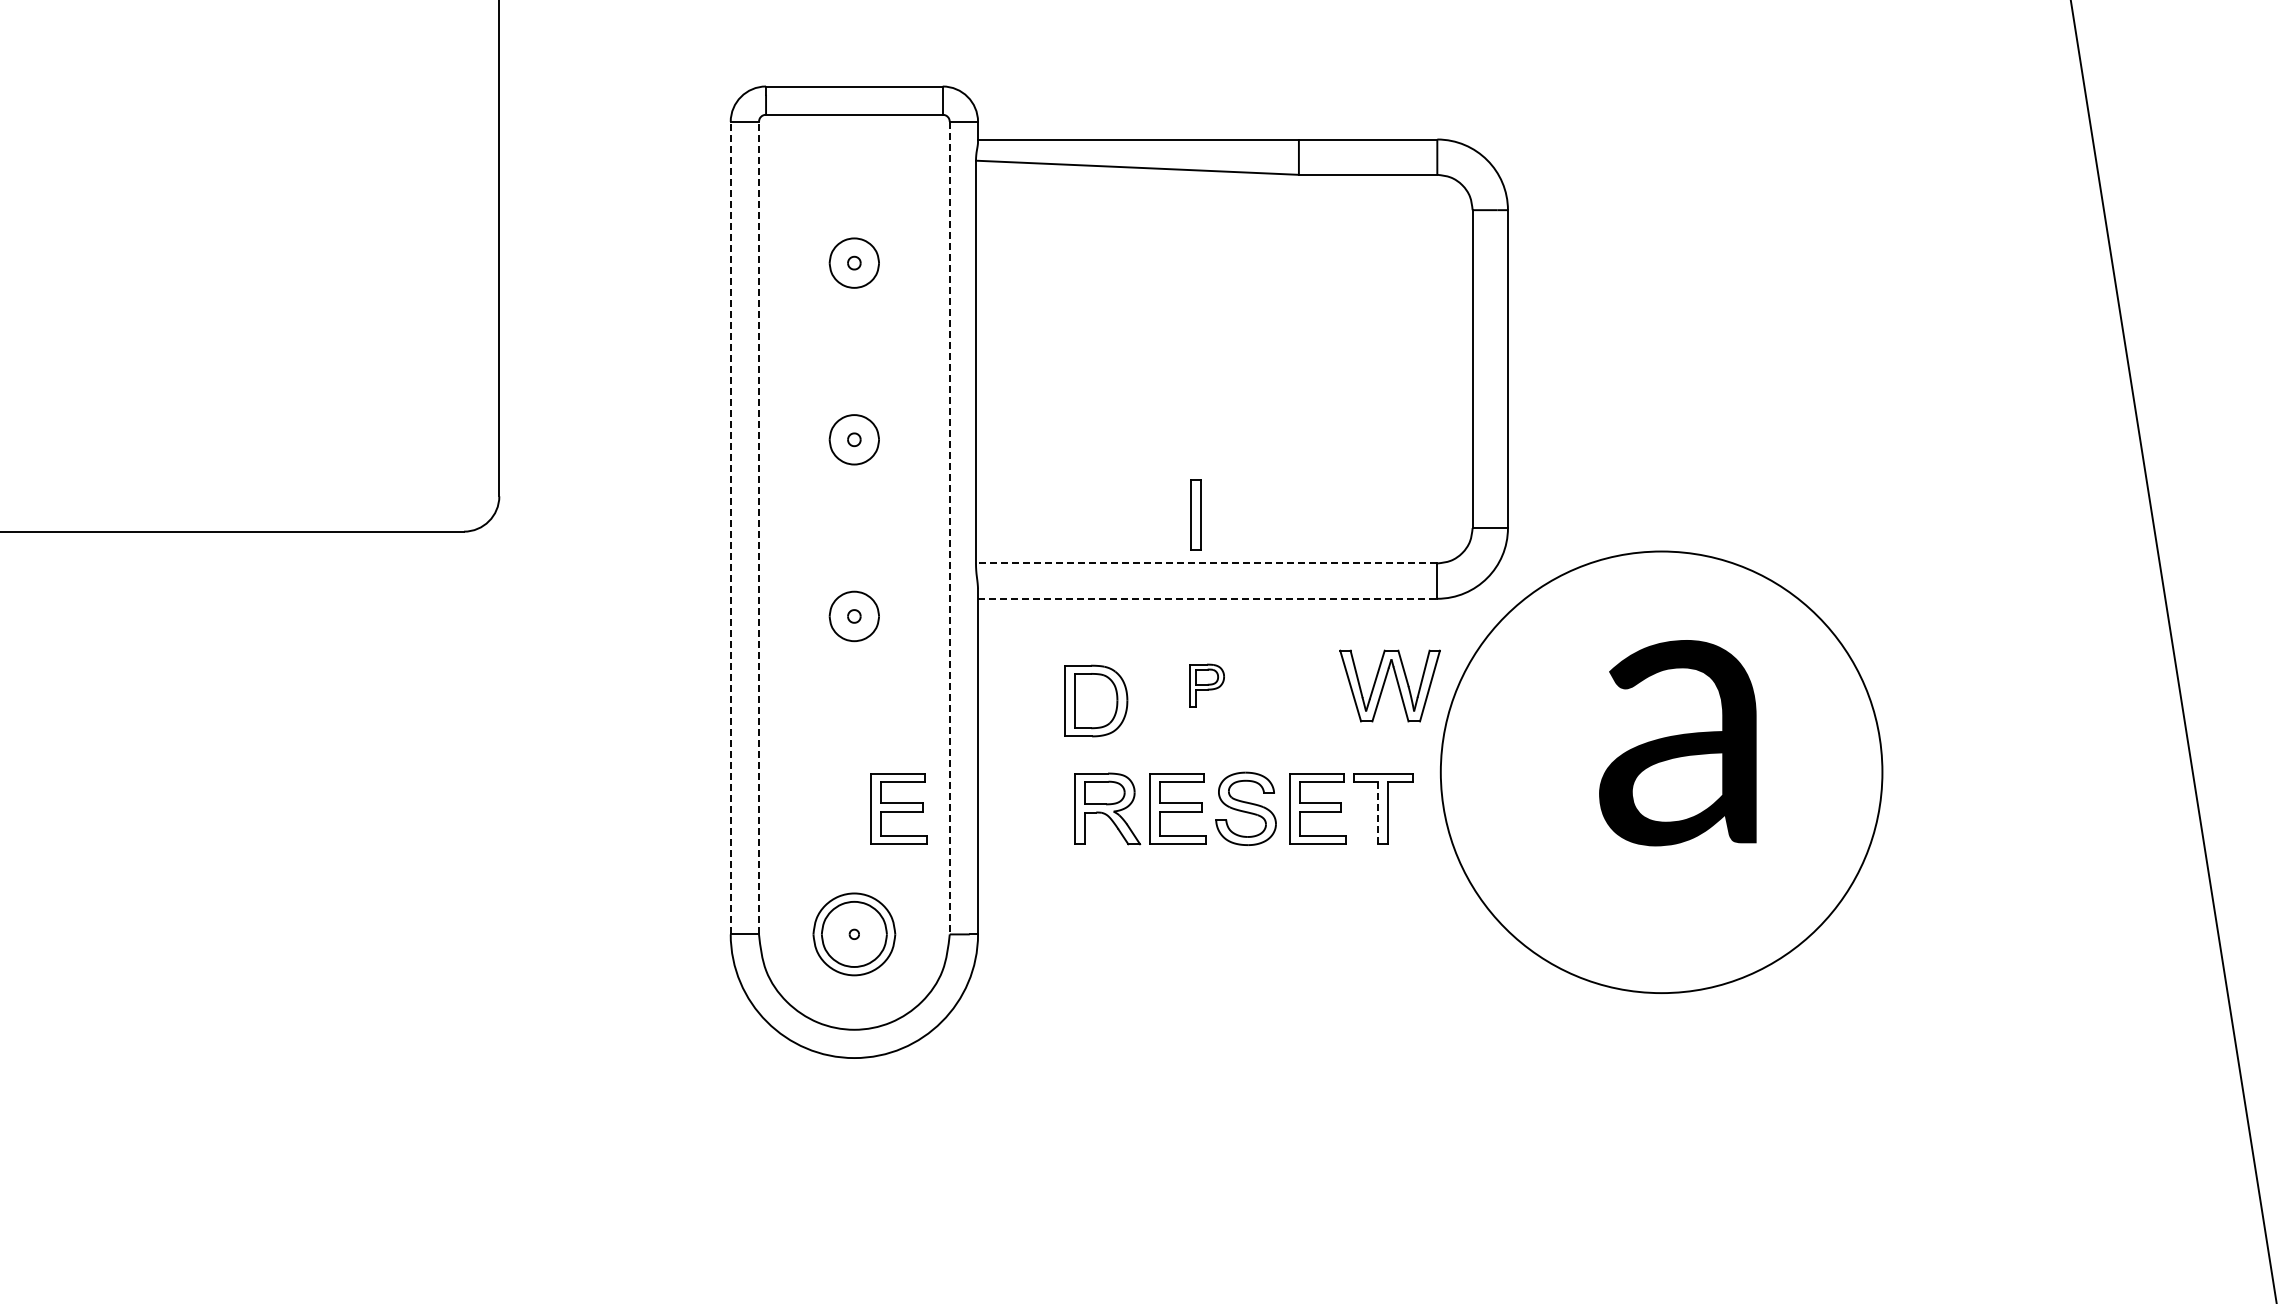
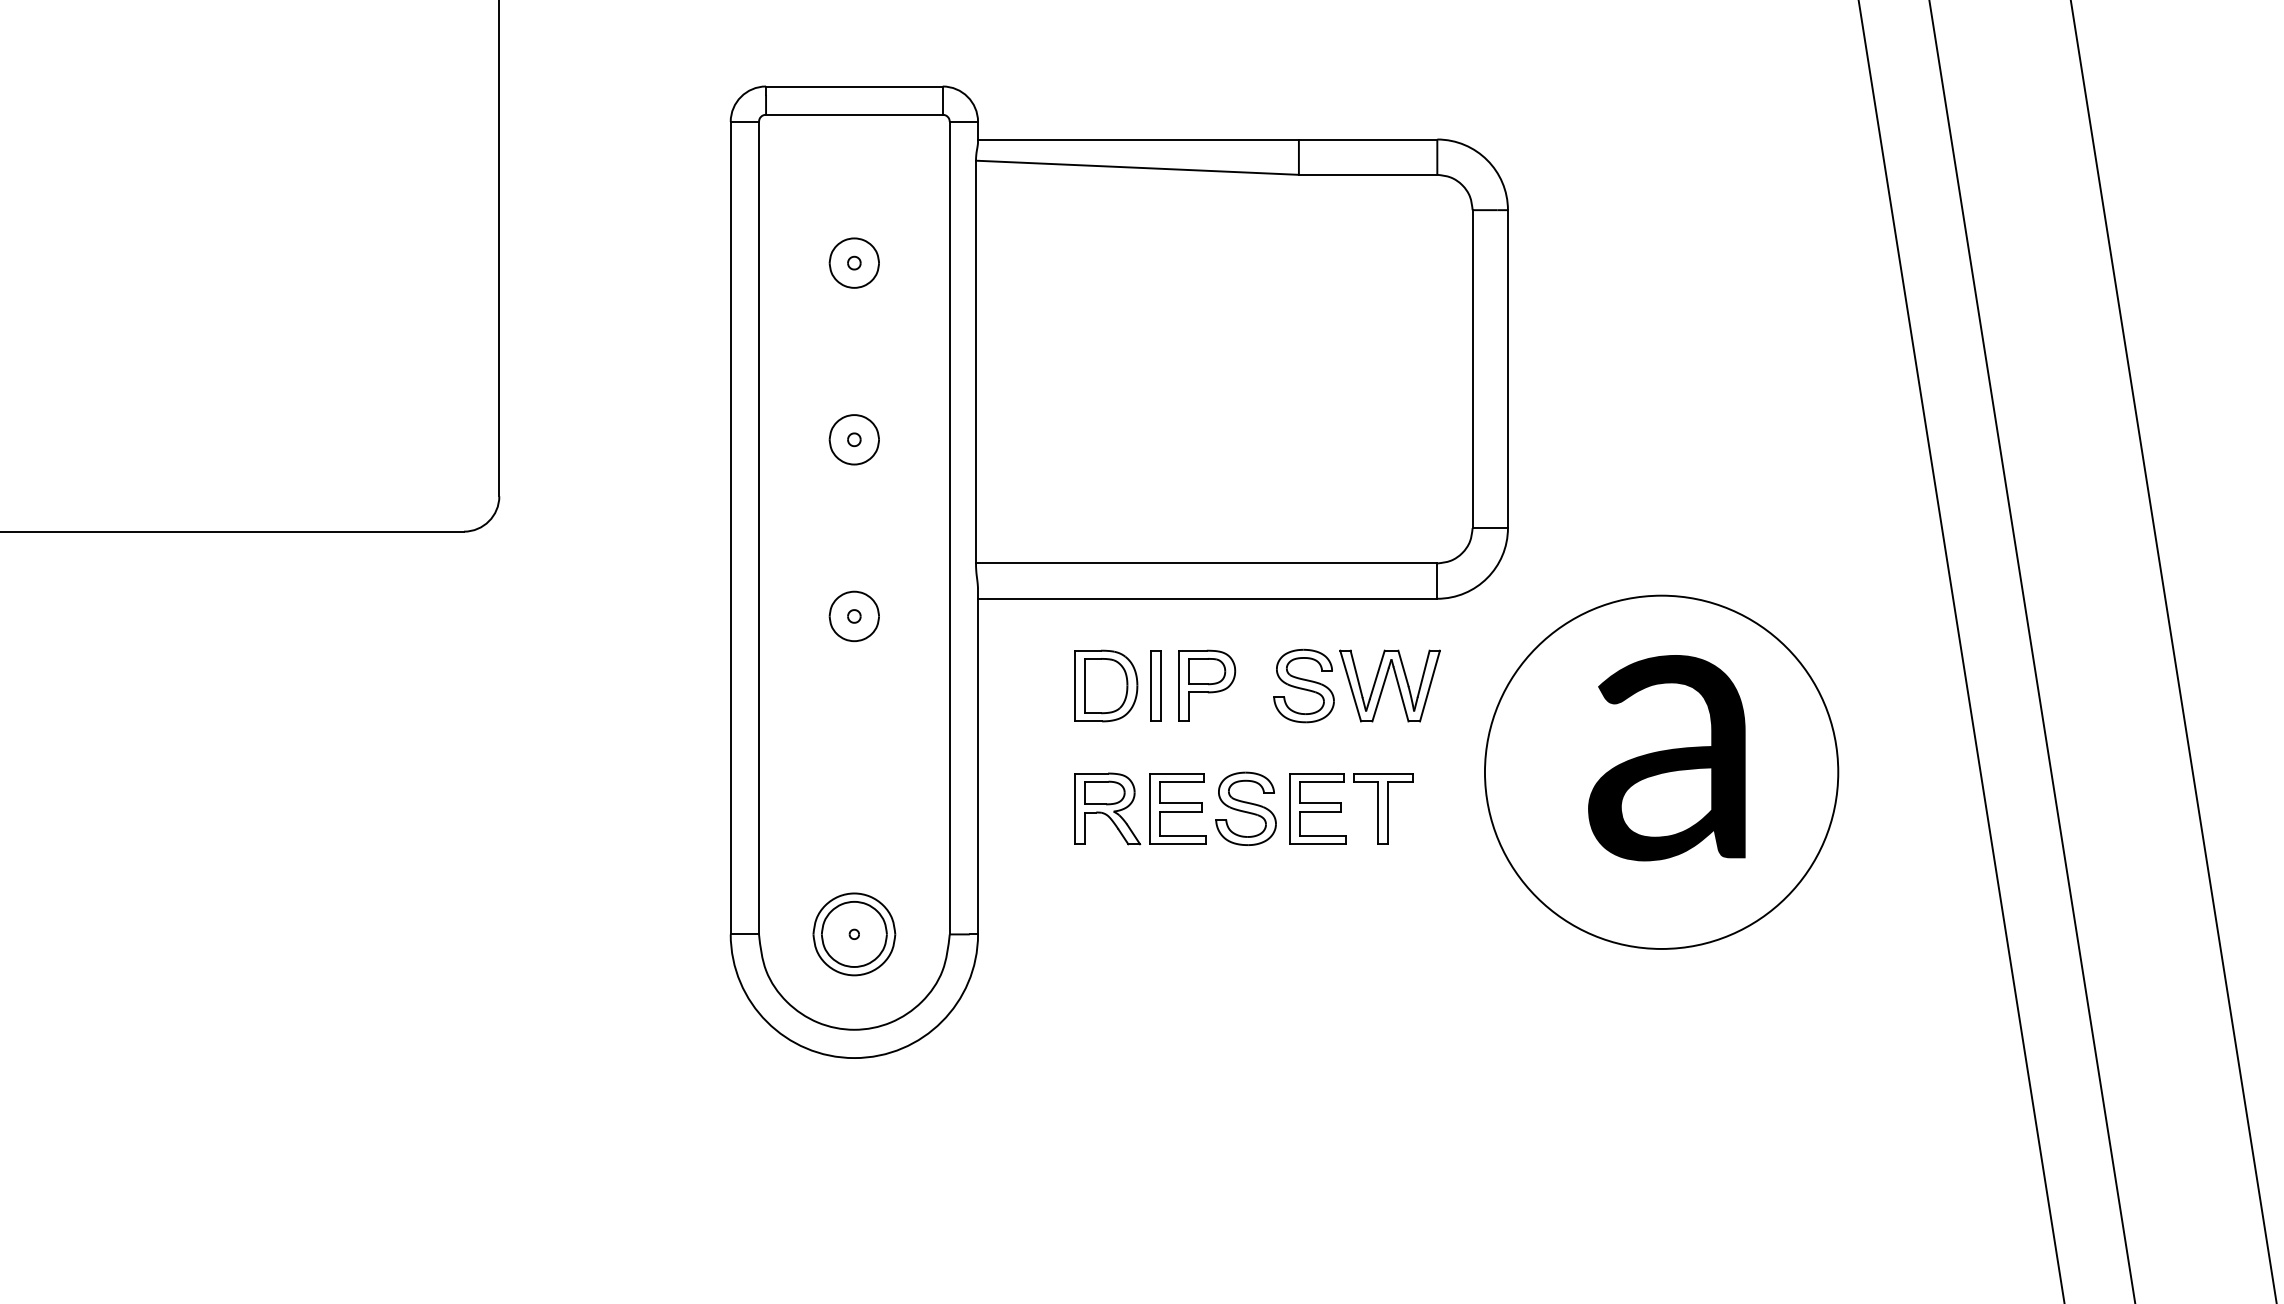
part position: (1195, 514) -> (1155, 685) (1155, 685)
line: dashed -> solid (730, 527)
line: dashed -> solid (759, 527)
line: dashed -> solid (949, 528)
line: dashed -> solid (1206, 563)
line: dashed -> solid (1207, 598)
line: none -> present (1961, 651)
line: none -> present (2031, 651)
part size: 36x45 px -> 59x73 px (1207, 685)
part: none -> present (1303, 685)
part position: (1096, 700) -> (1106, 685) (1106, 685)
text position: (1677, 743) -> (1666, 758) (1666, 758)
circle diameter: 442 px -> 353 px (1661, 771)
part: present -> none (898, 808)
line: dashed -> solid (1378, 812)
